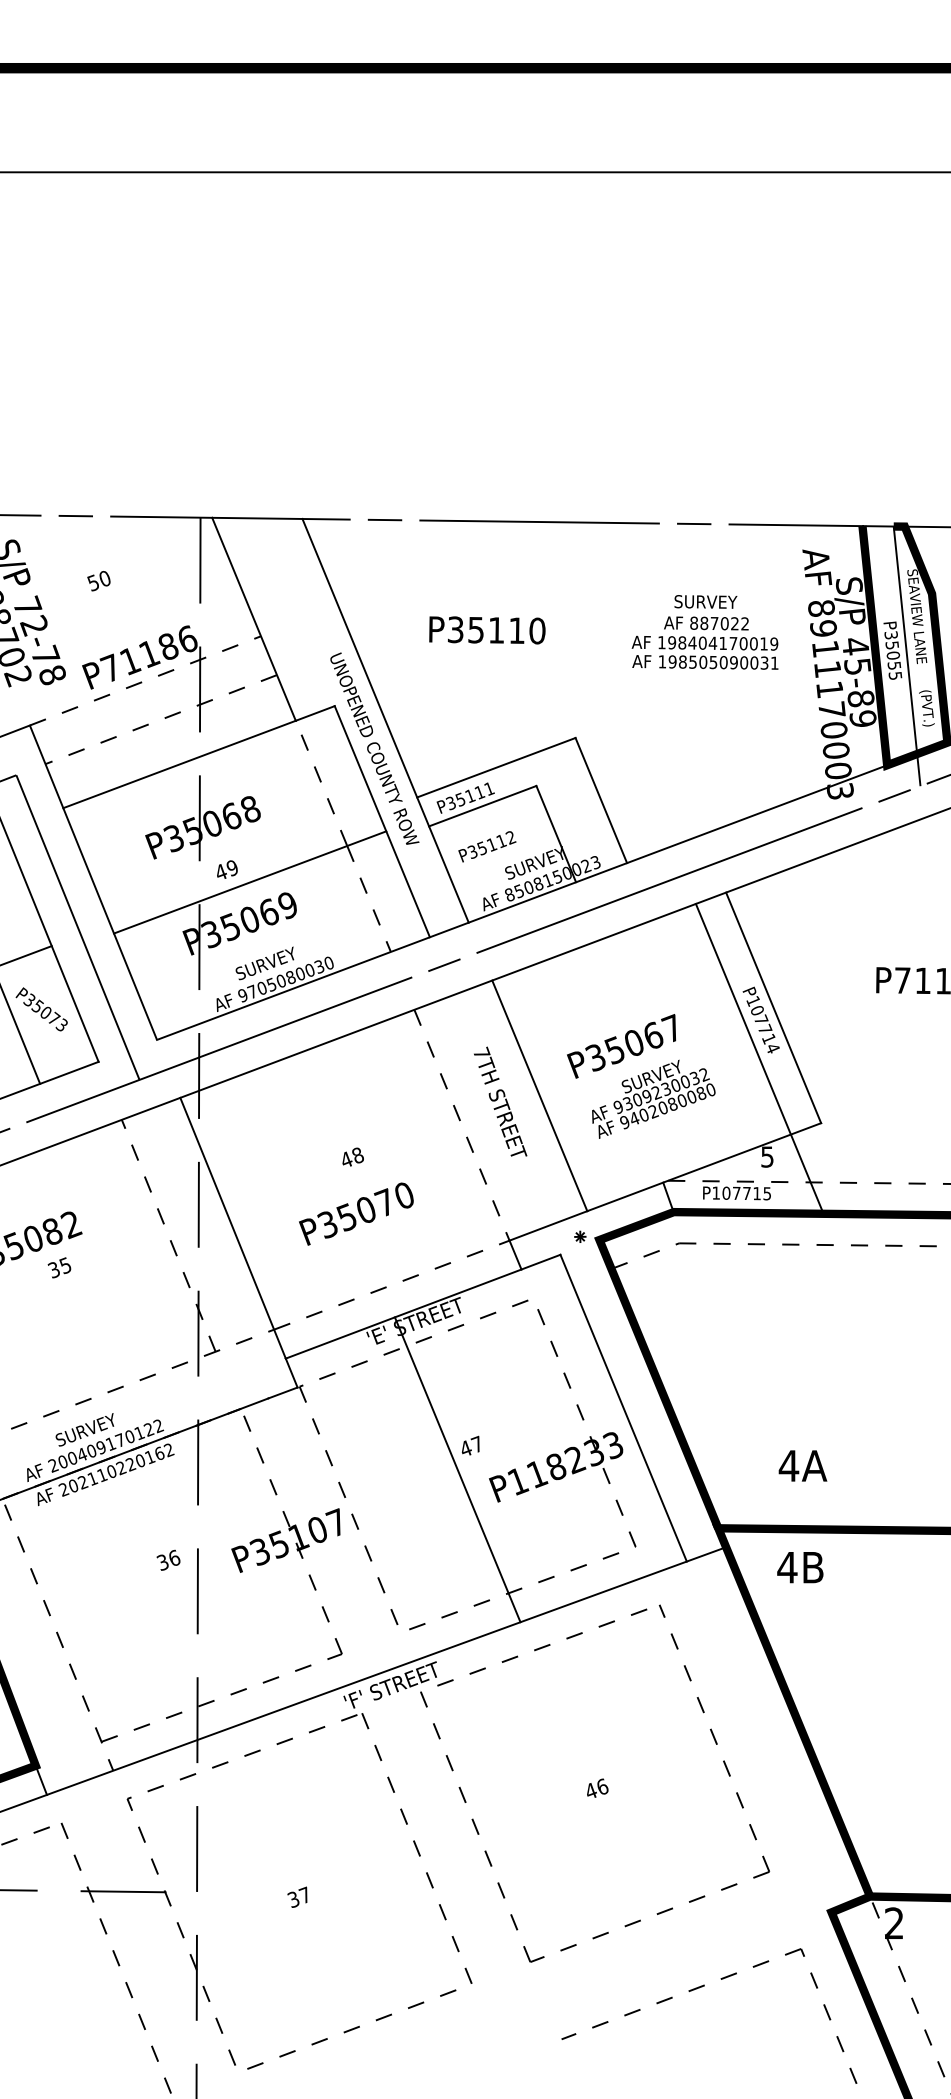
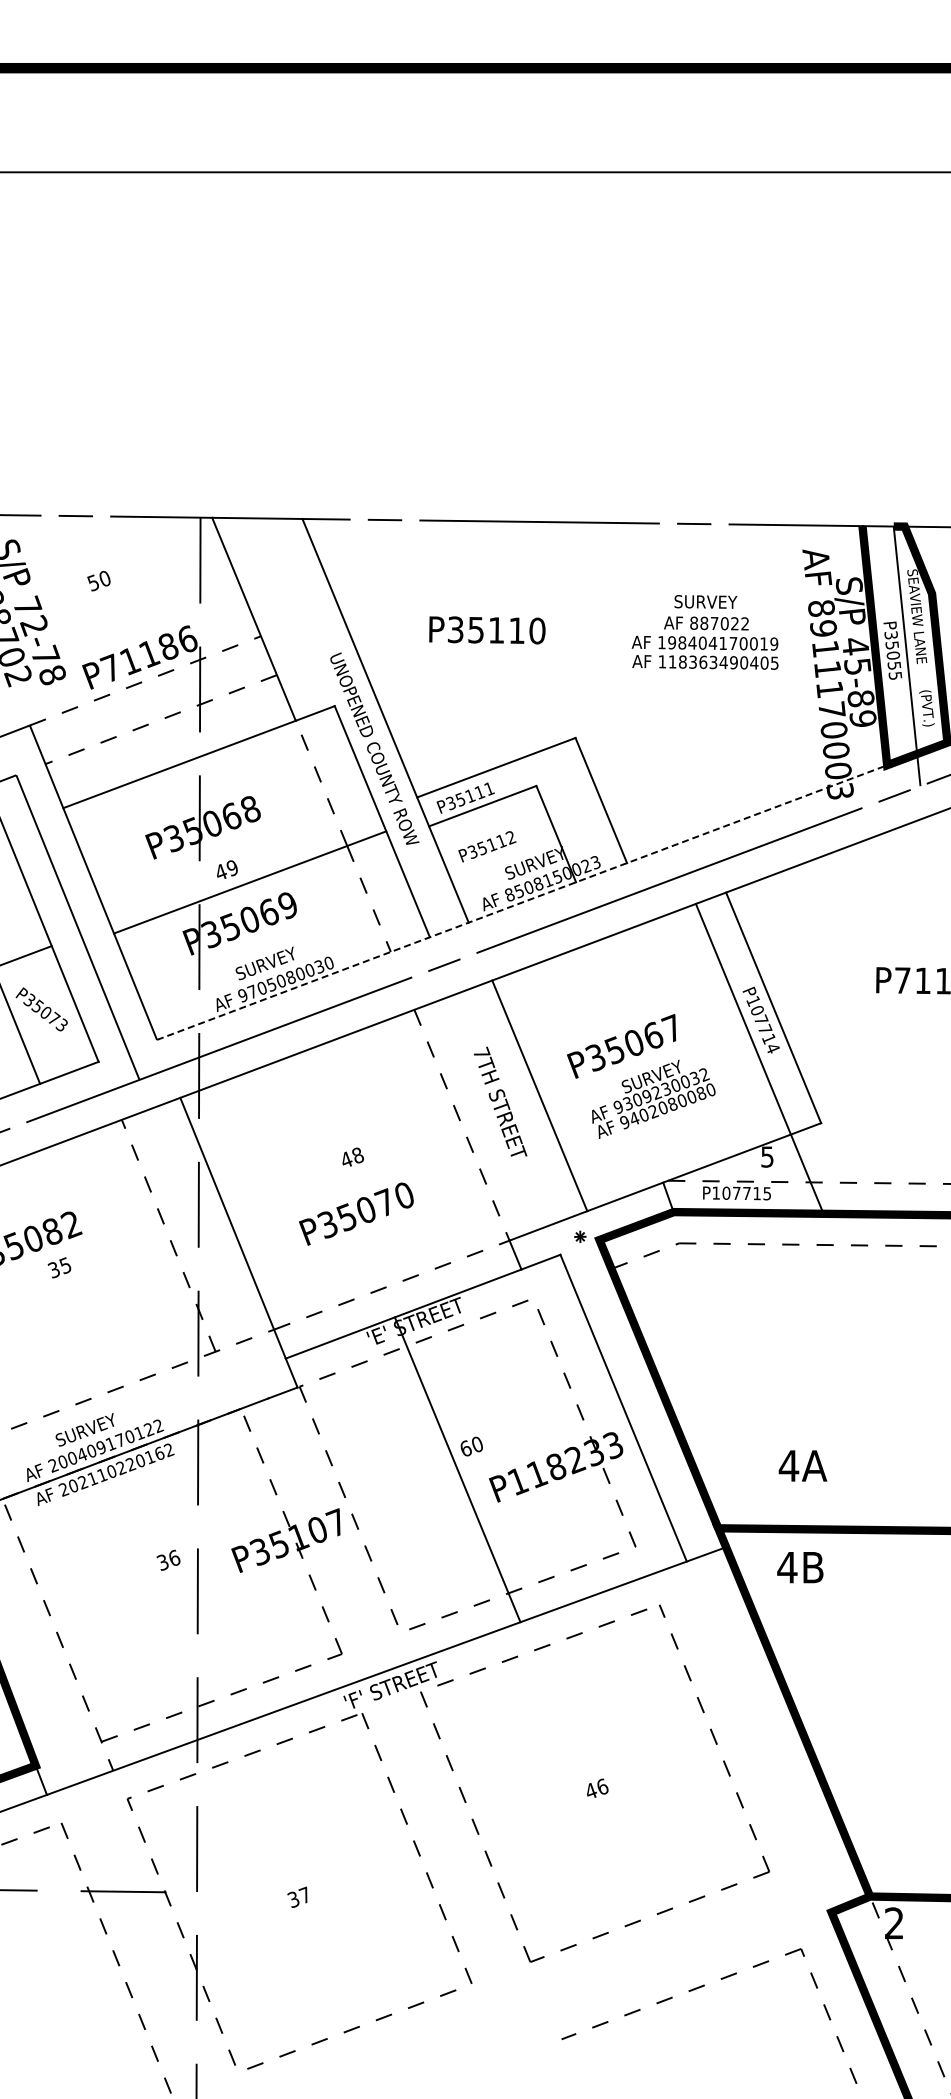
text: 198505090031 -> 118363490405 (723, 662)
line: solid -> dashed (553, 890)
text: 47 -> 60 (471, 1445)
